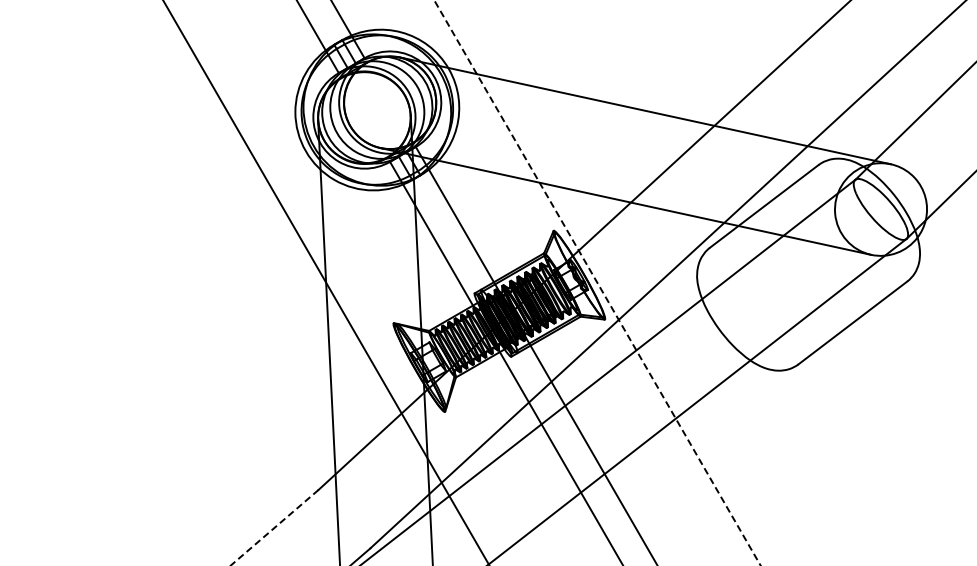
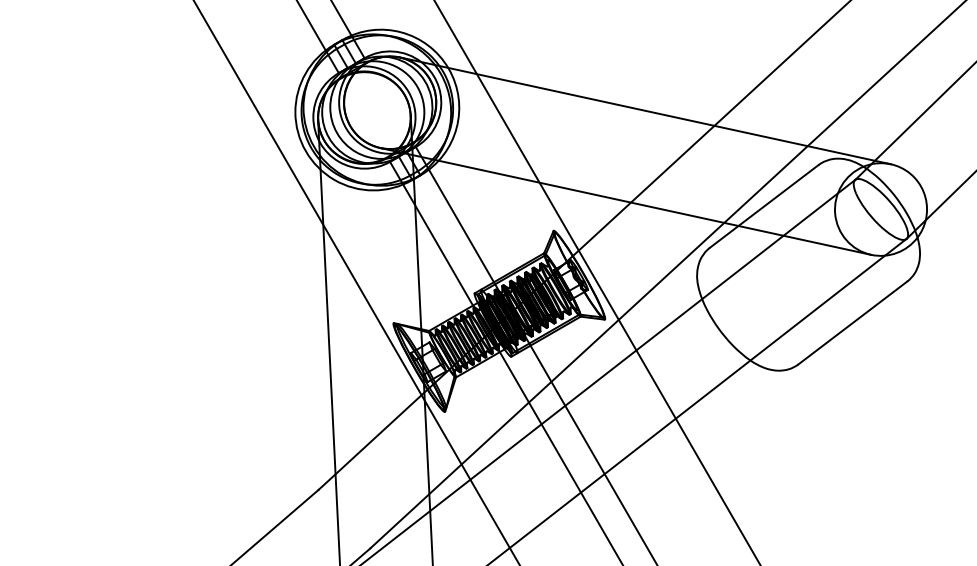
line position: (325, 282) -> (356, 282) (356, 282)
line: dashed -> solid (597, 282)
line: dashed -> solid (274, 527)
